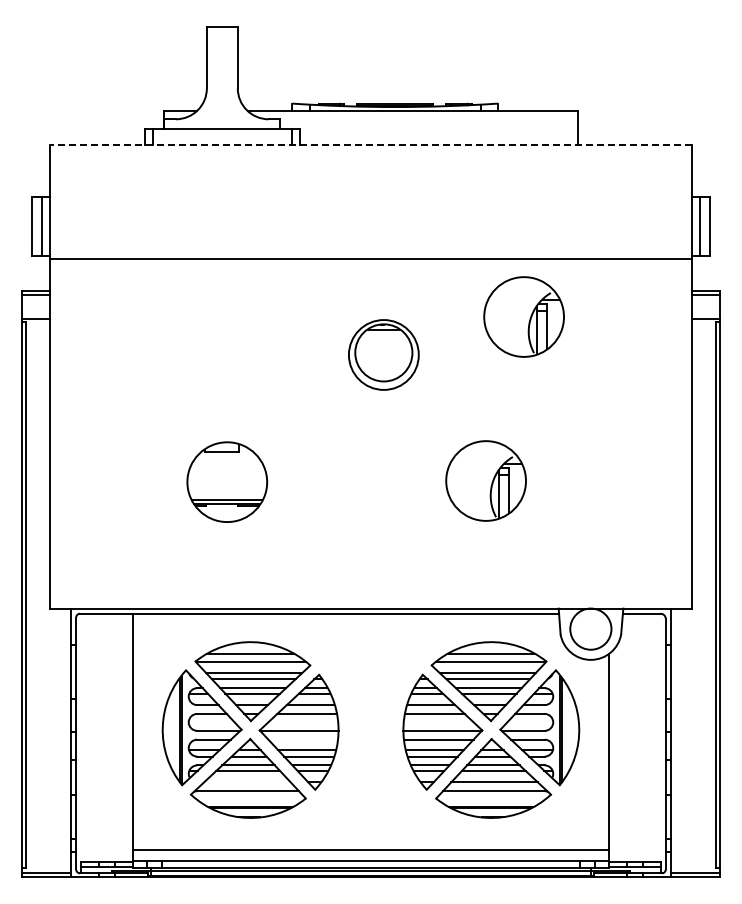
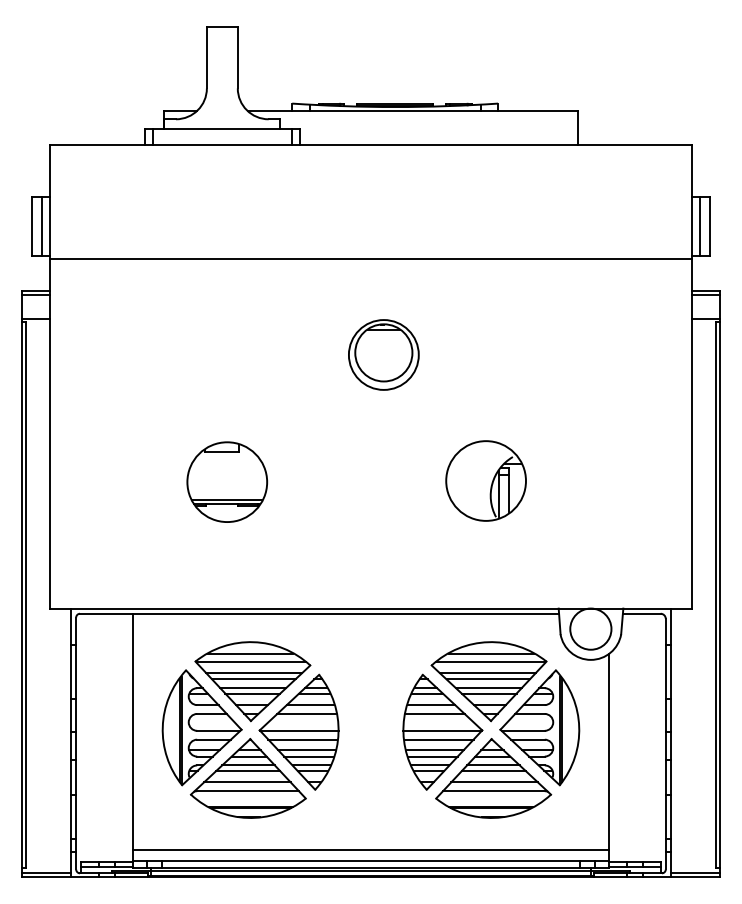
line: dashed -> solid (371, 145)
part: present -> none (523, 316)
line: none -> present (302, 739)
line: none -> present (247, 782)
